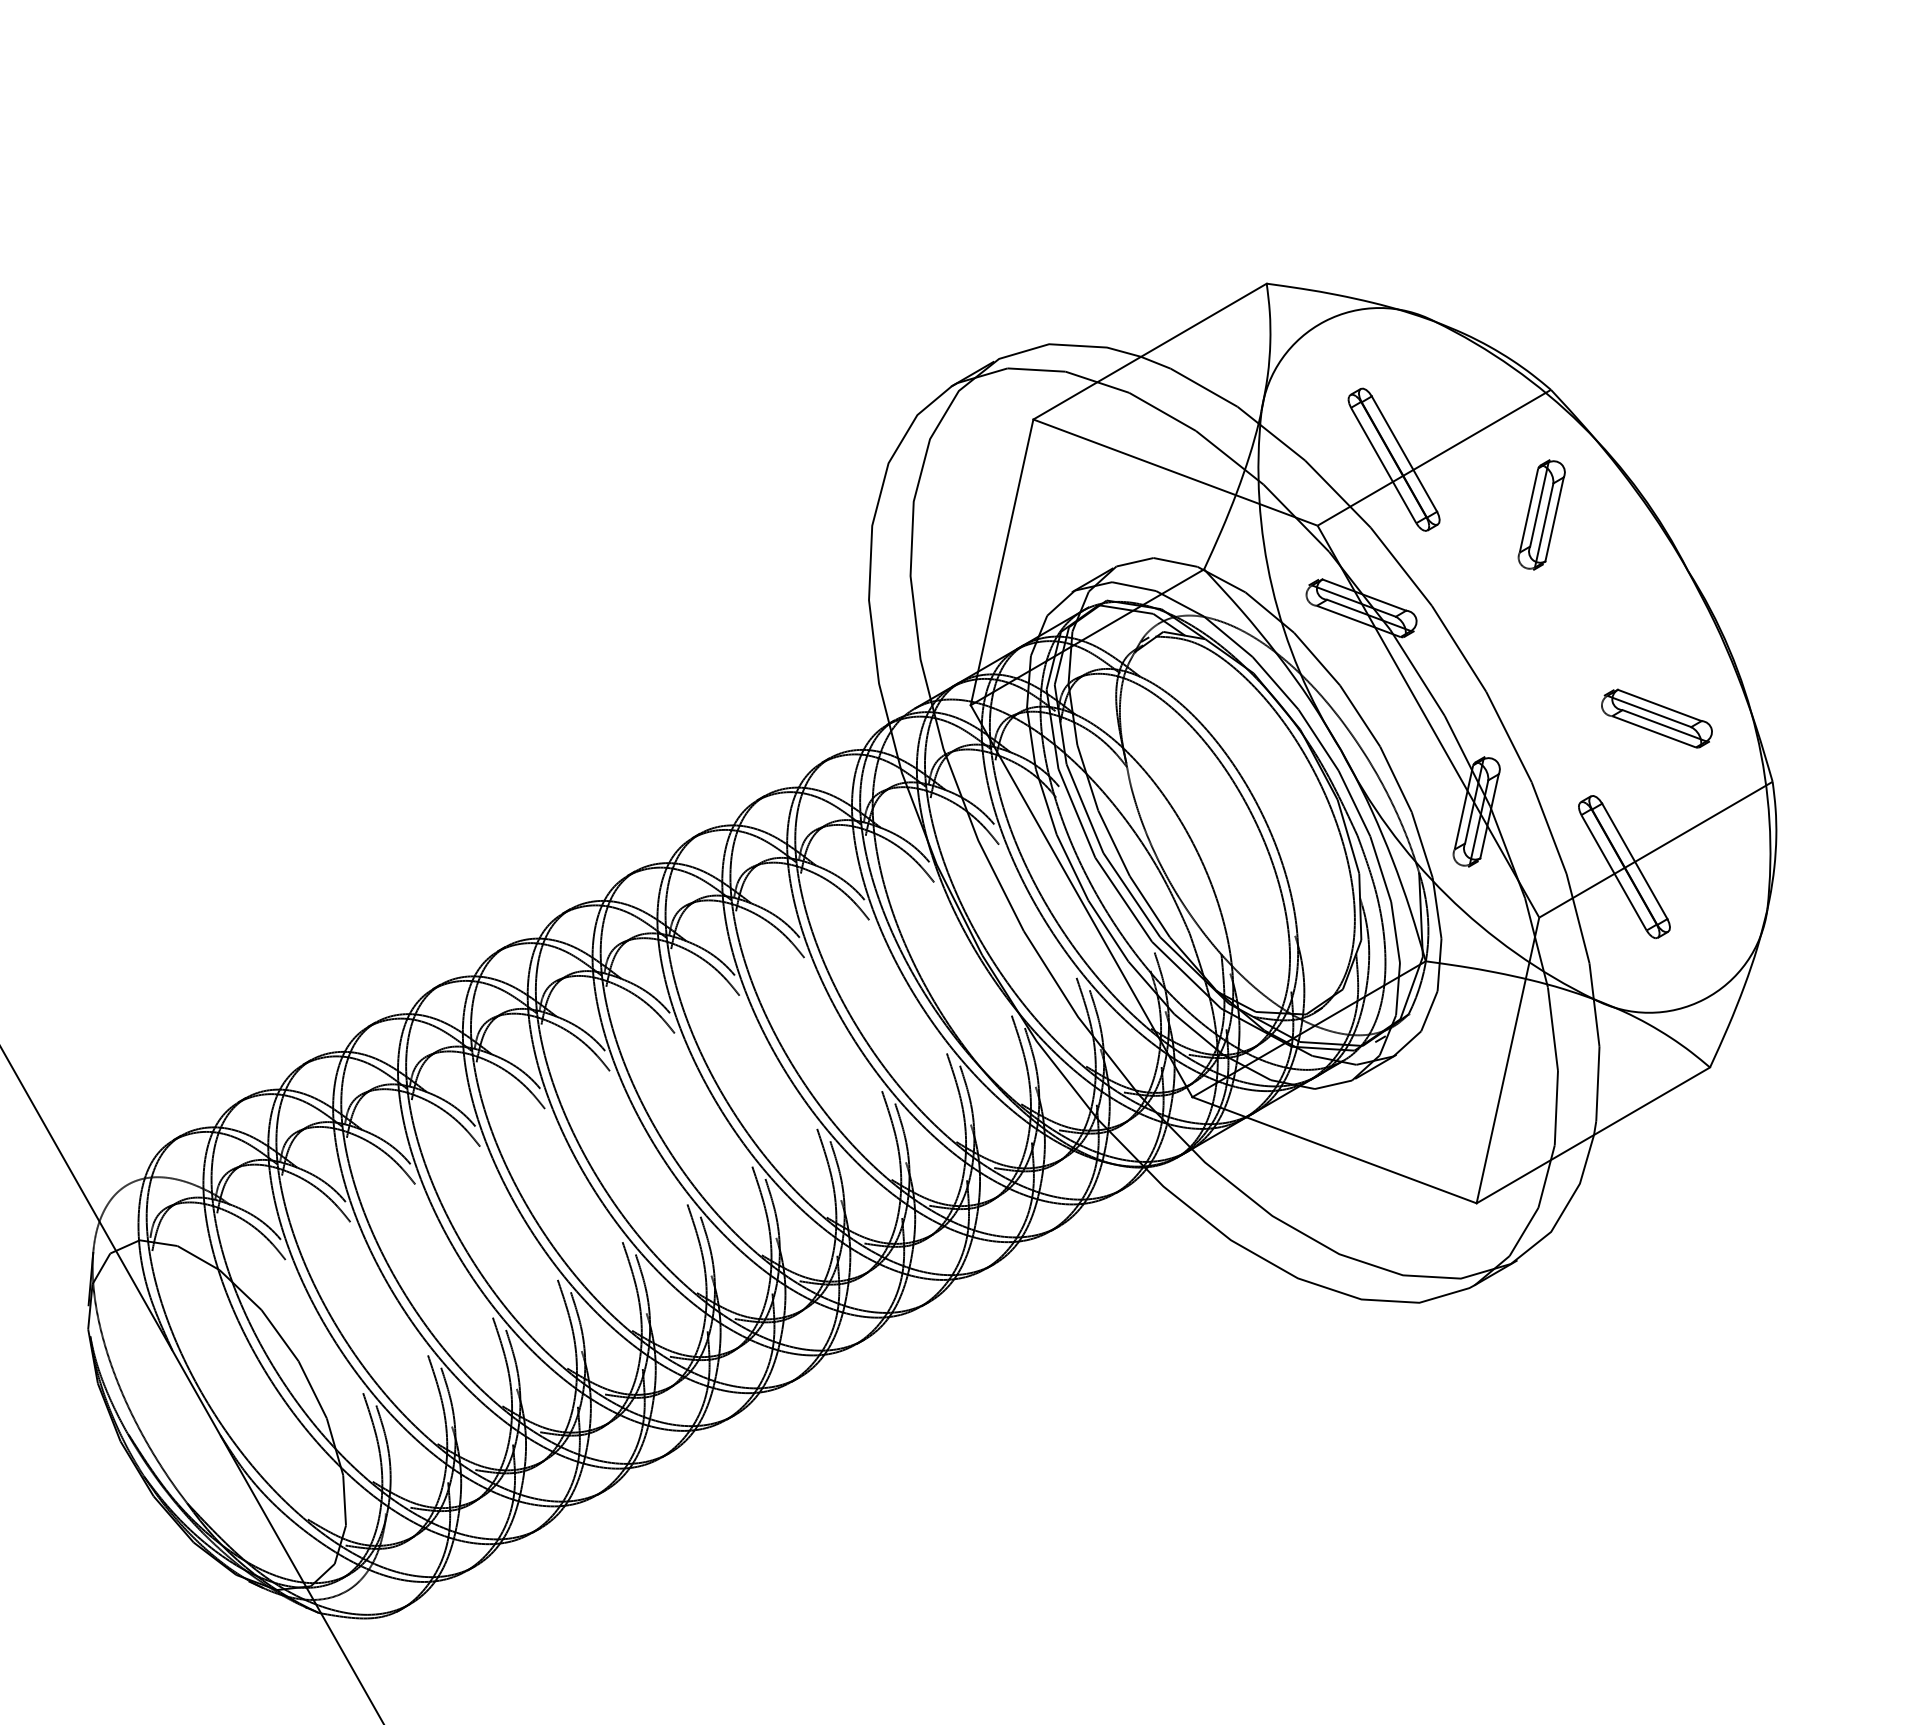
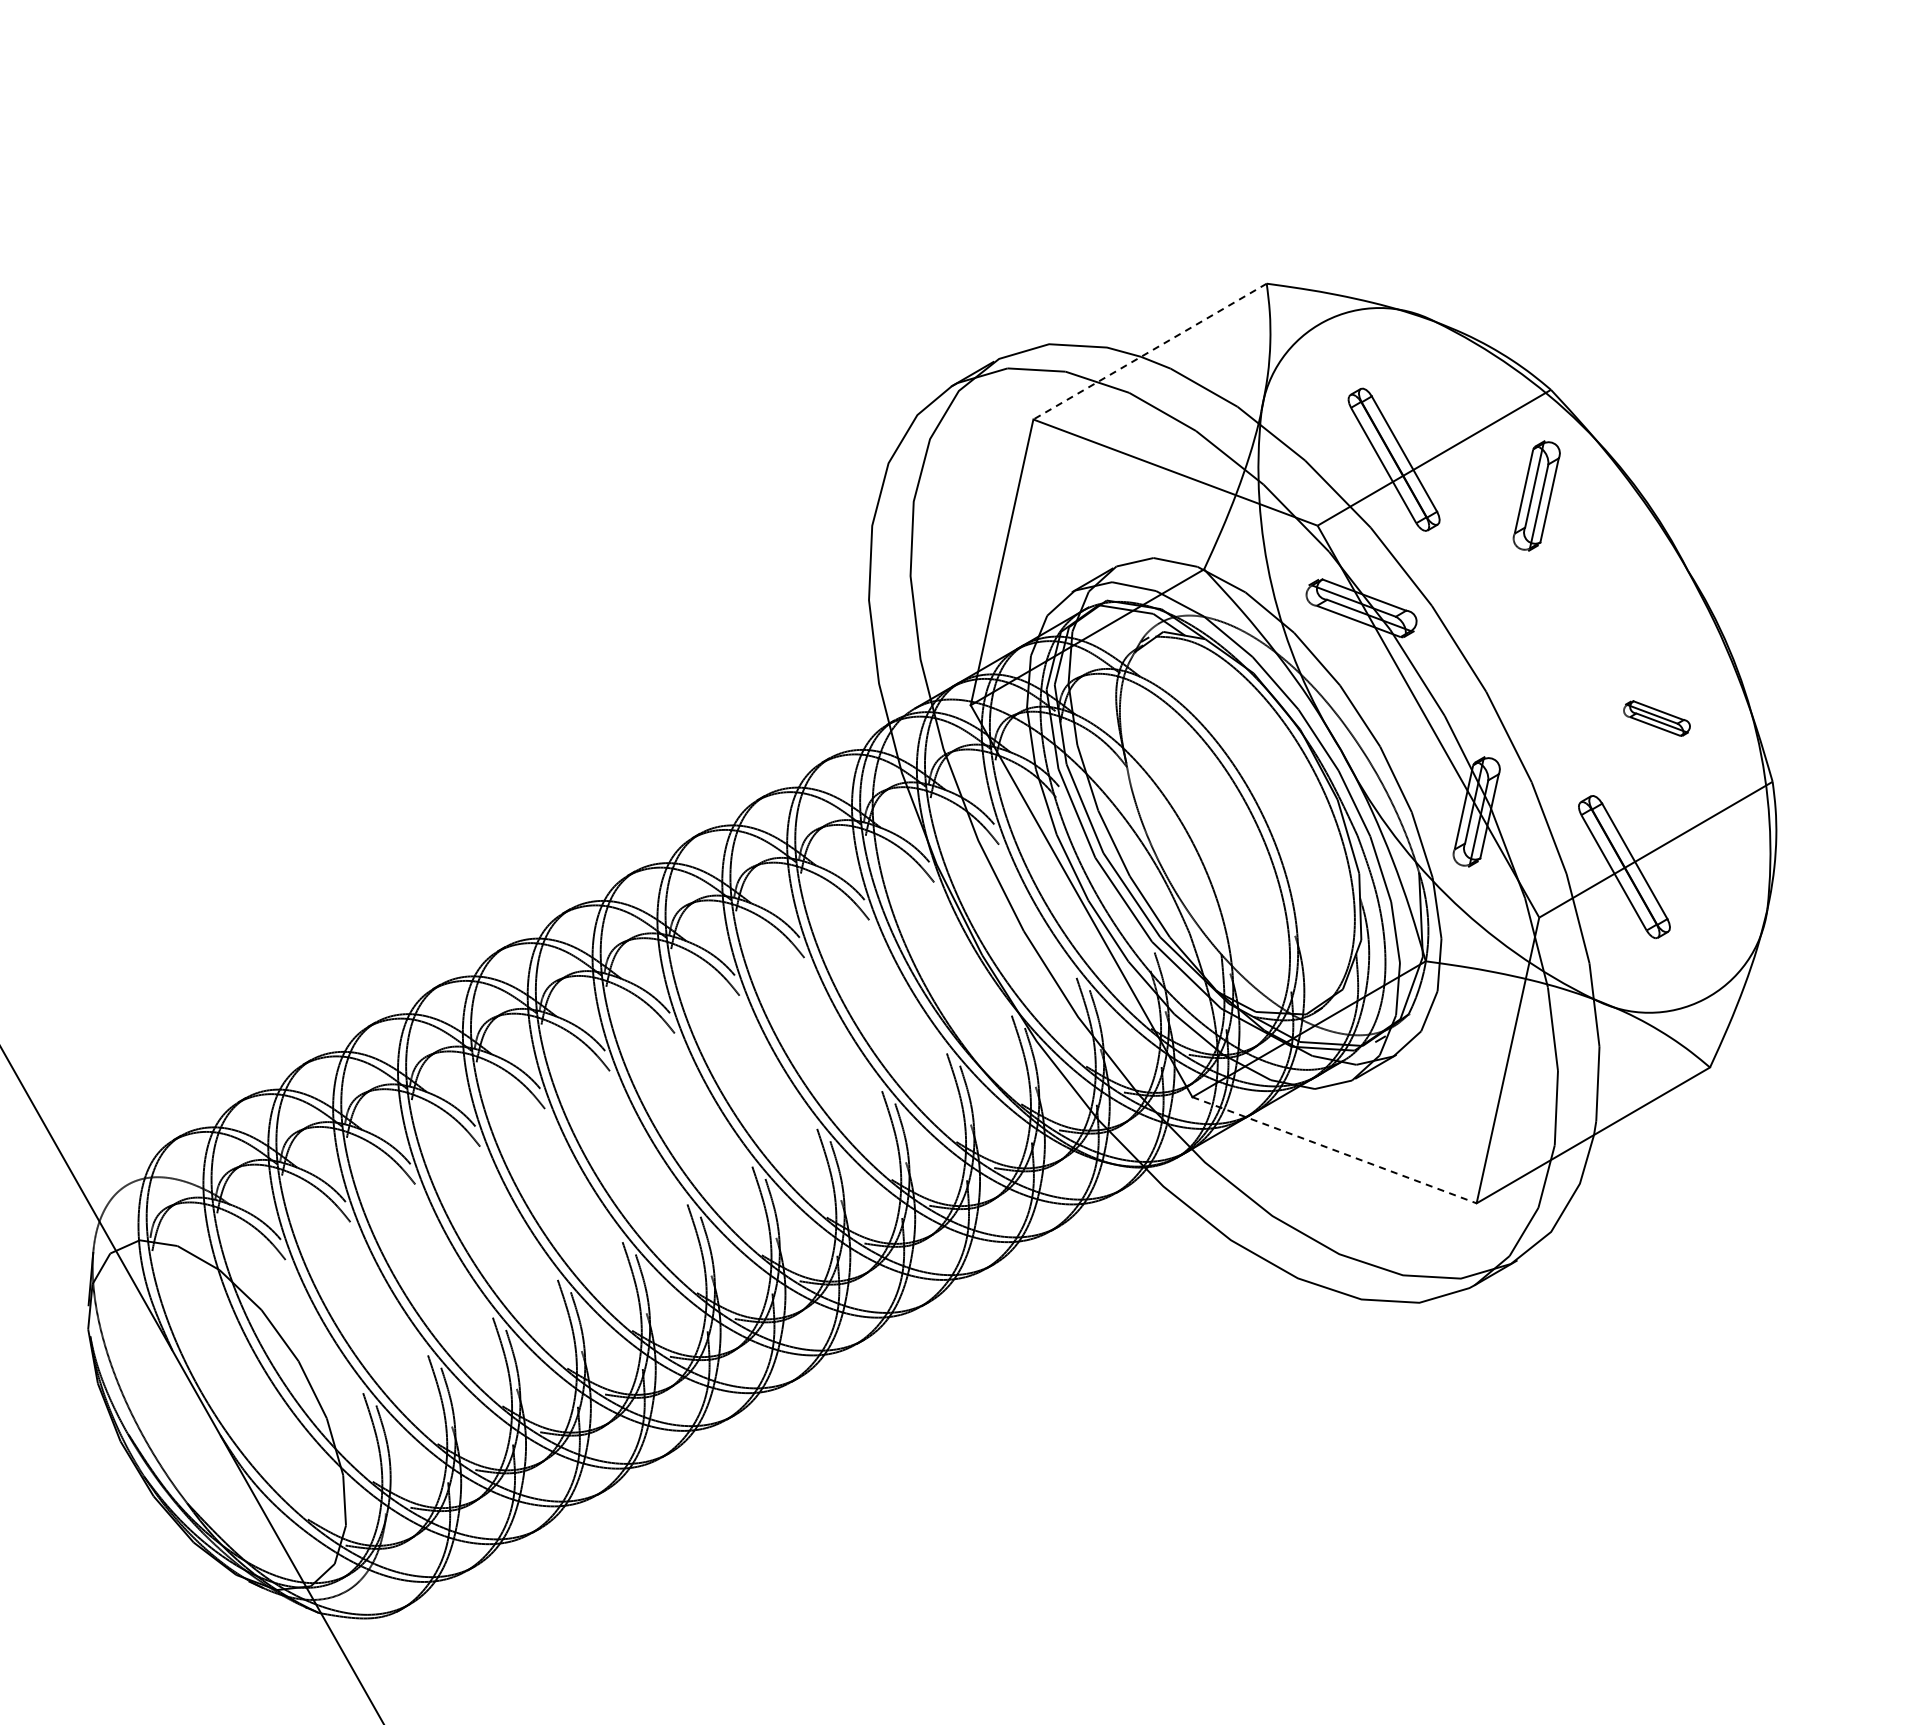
line: solid -> dashed (1150, 351)
part position: (1541, 514) -> (1536, 495) (1536, 495)
part size: 112x61 px -> 68x37 px (1656, 718)
line: solid -> dashed (1334, 1150)
